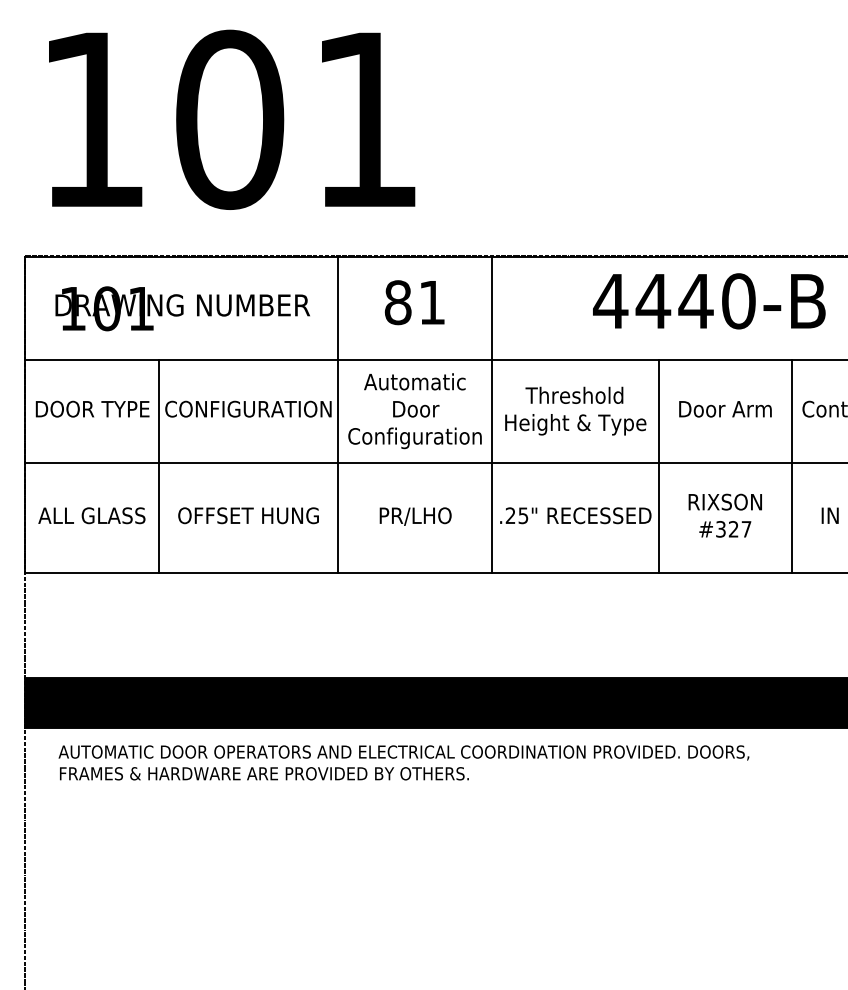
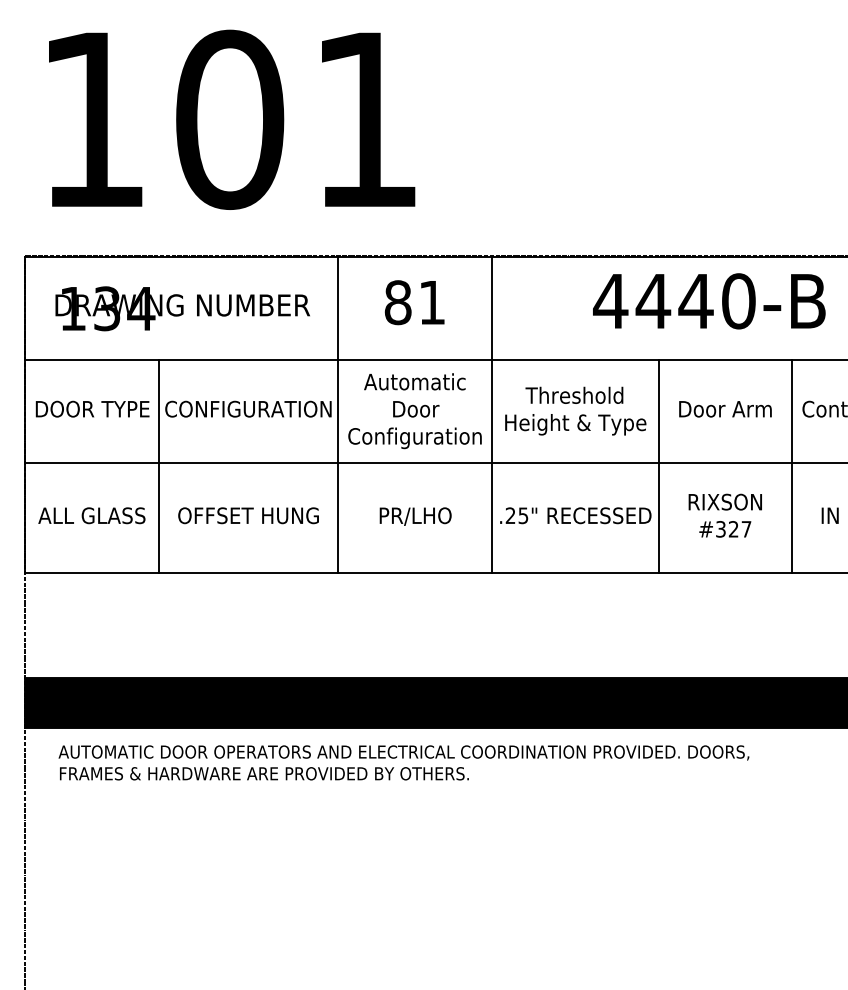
text: 101 -> 134 (124, 308)
